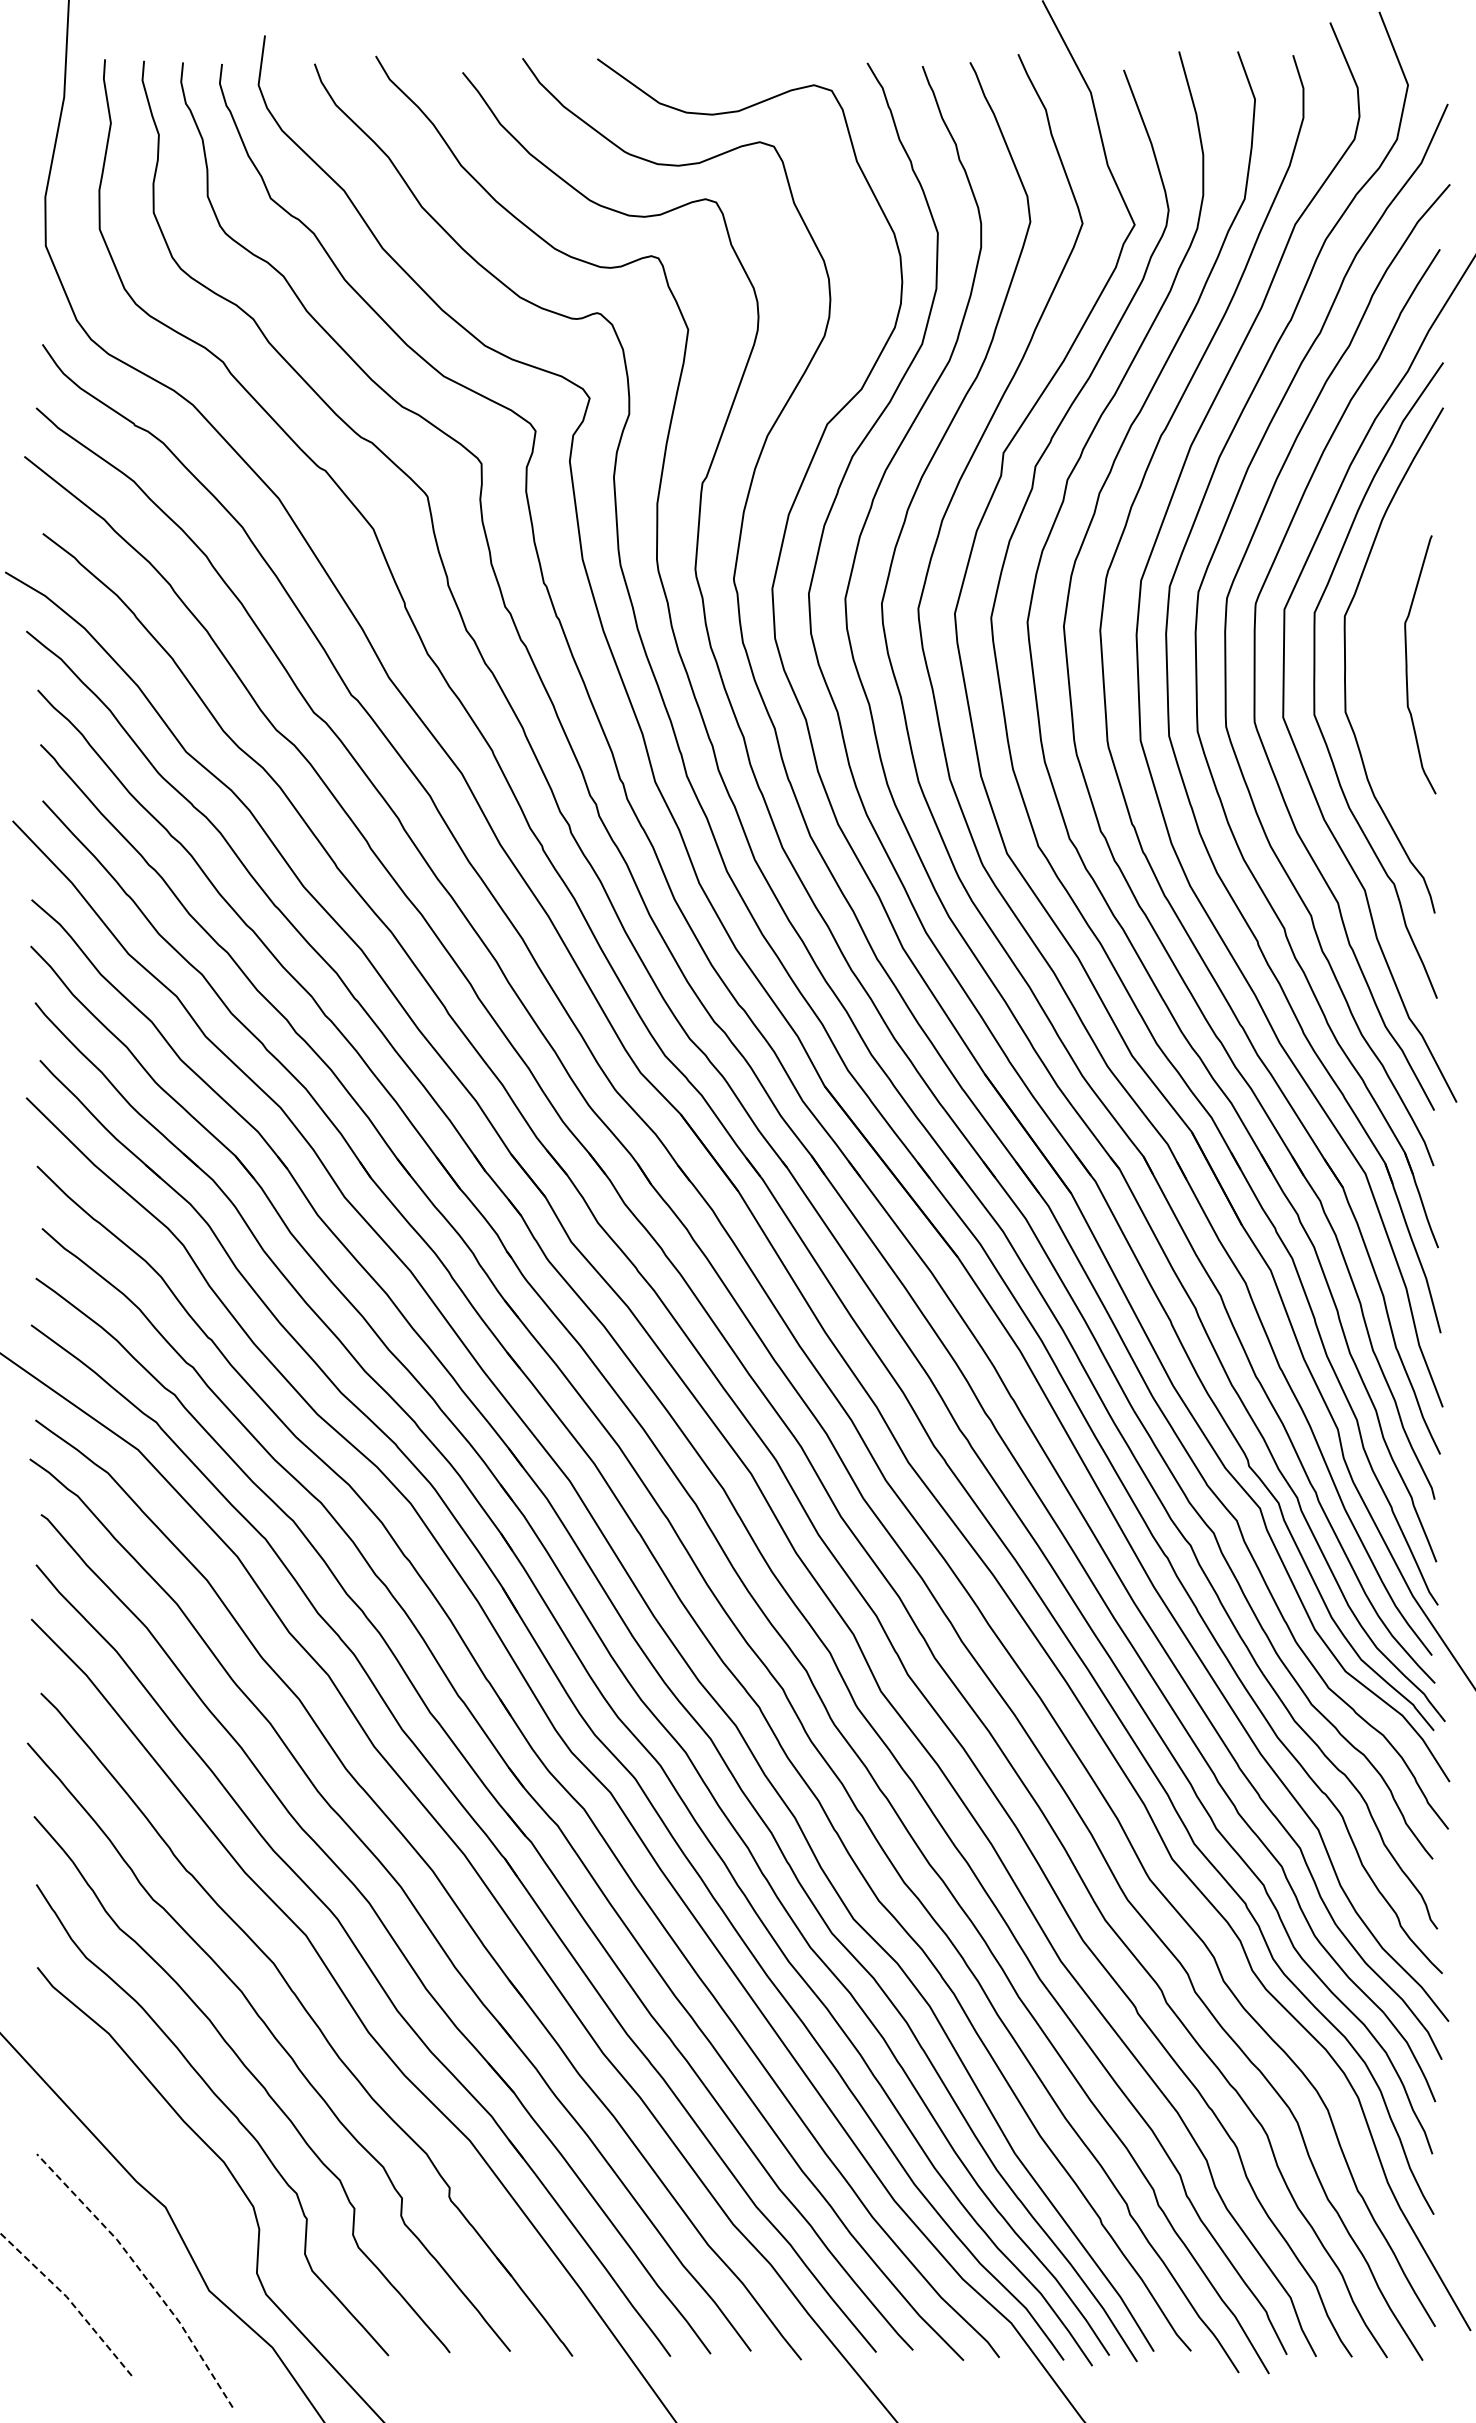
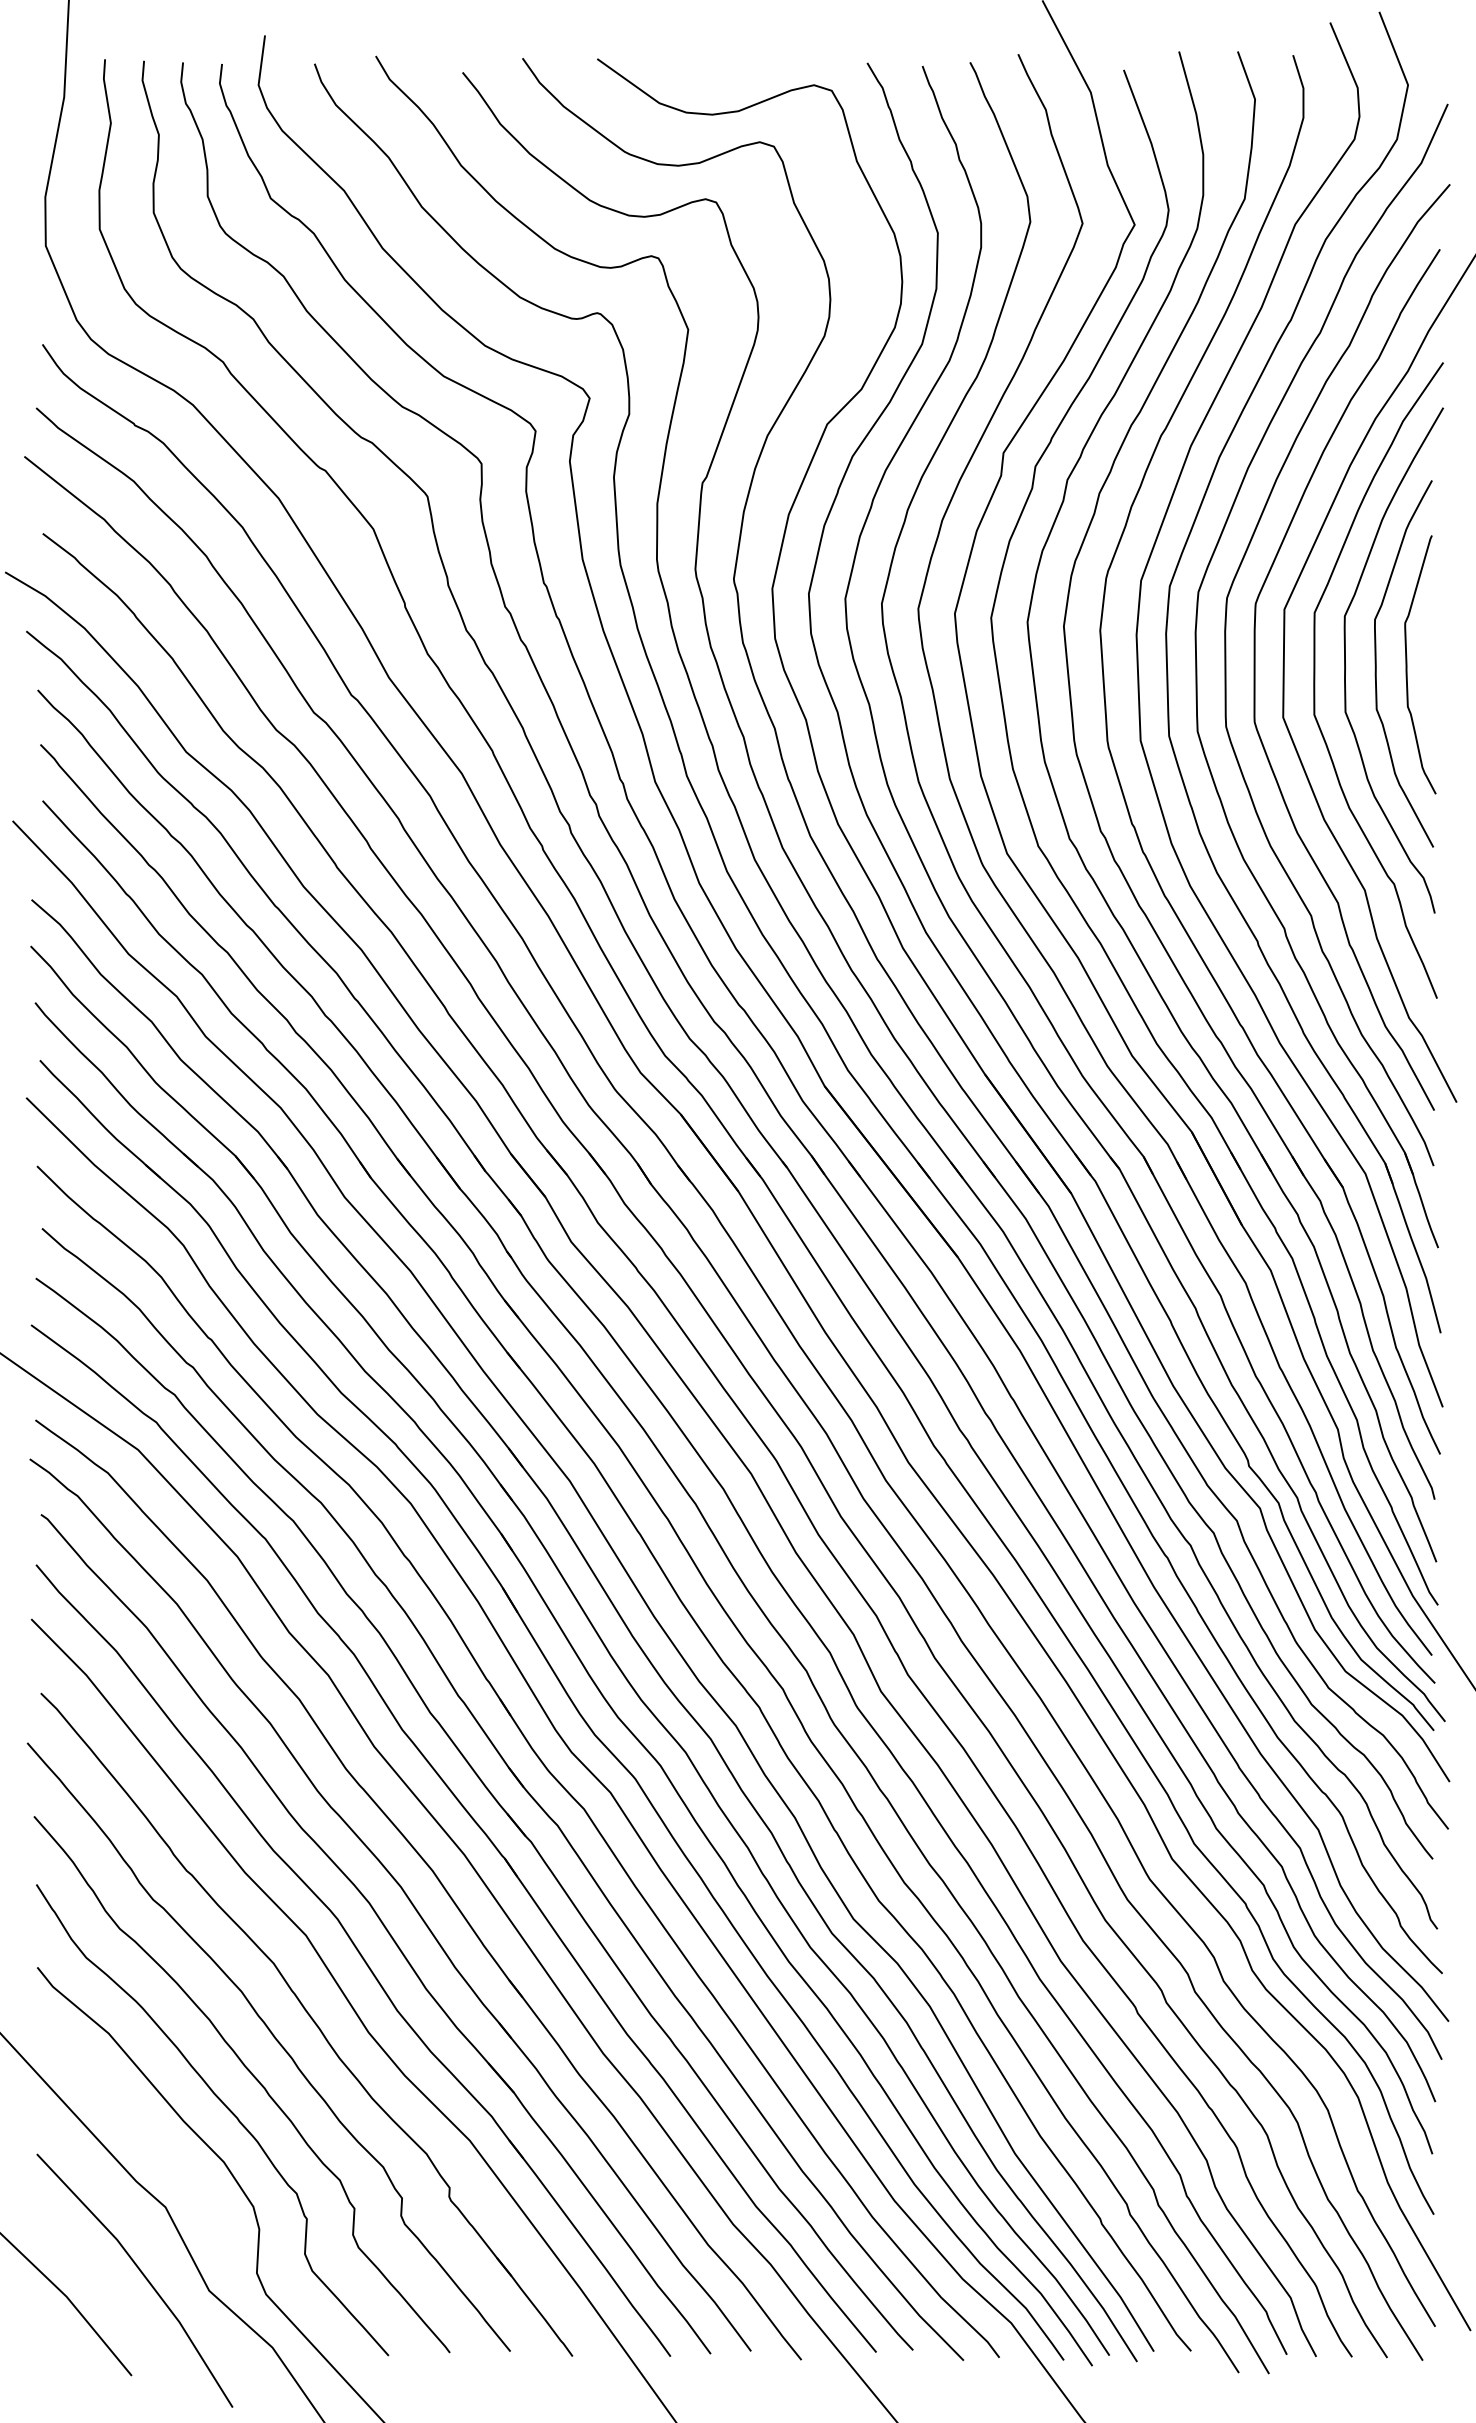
curve: none -> present (1376, 663)
line: dashed -> solid (142, 2273)
line: dashed -> solid (69, 2300)
